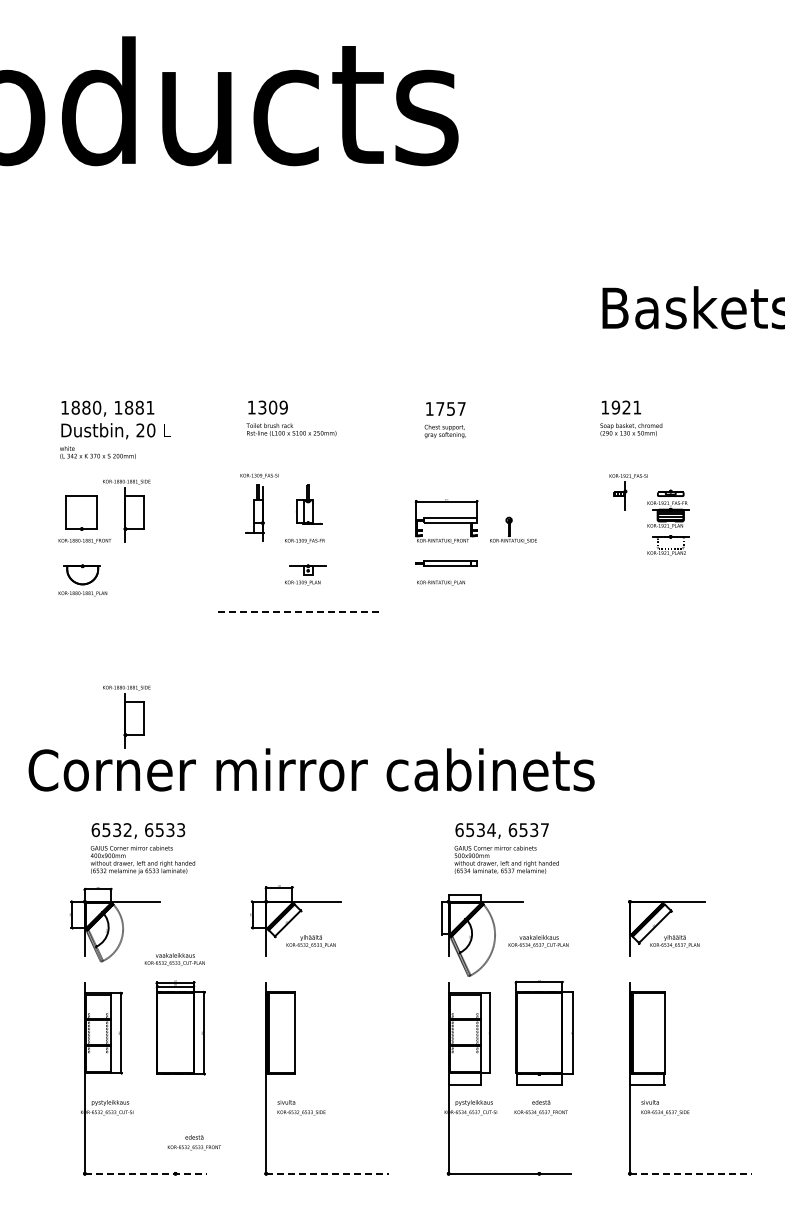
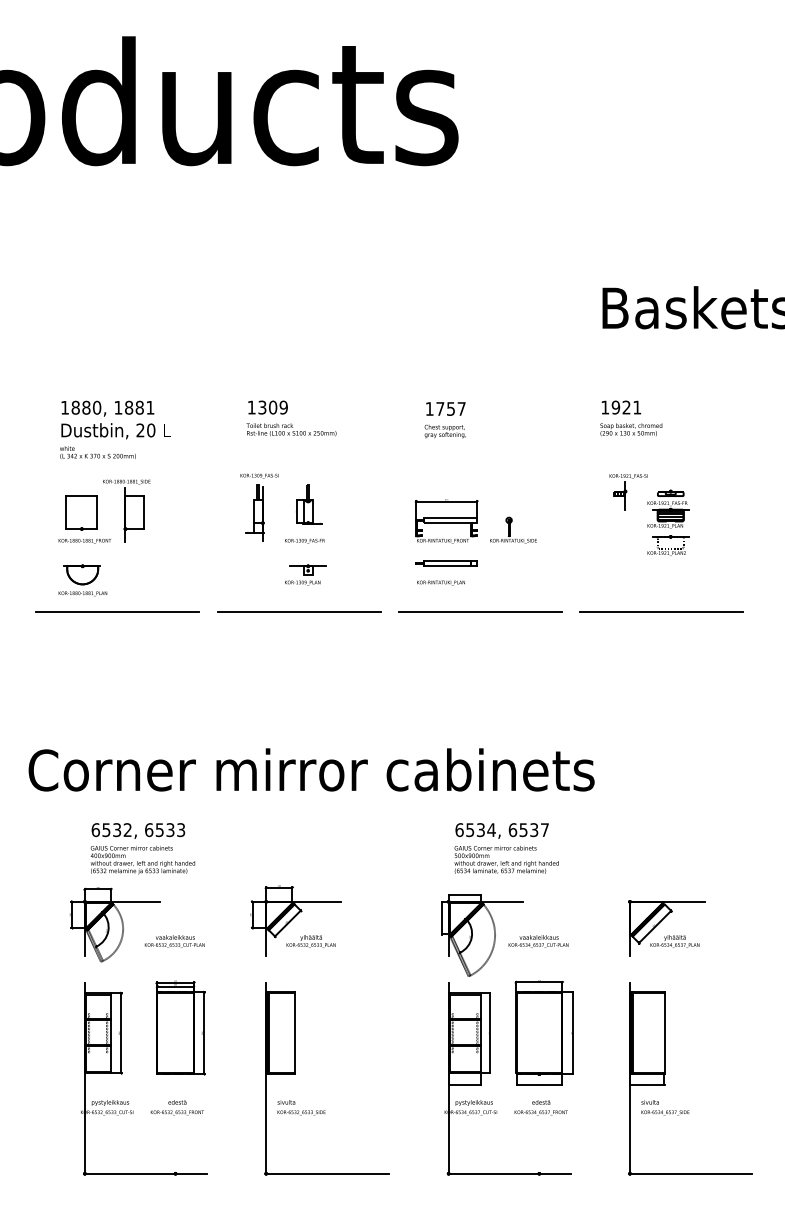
line: none -> present (117, 612)
line: dashed -> solid (299, 612)
line: none -> present (480, 612)
line: none -> present (661, 612)
part: present -> none (126, 716)
text position: (174, 959) -> (174, 941) (174, 941)
text position: (193, 1142) -> (176, 1107) (176, 1107)
line: dashed -> solid (146, 1173)
line: dashed -> solid (327, 1173)
line: dashed -> solid (691, 1173)
